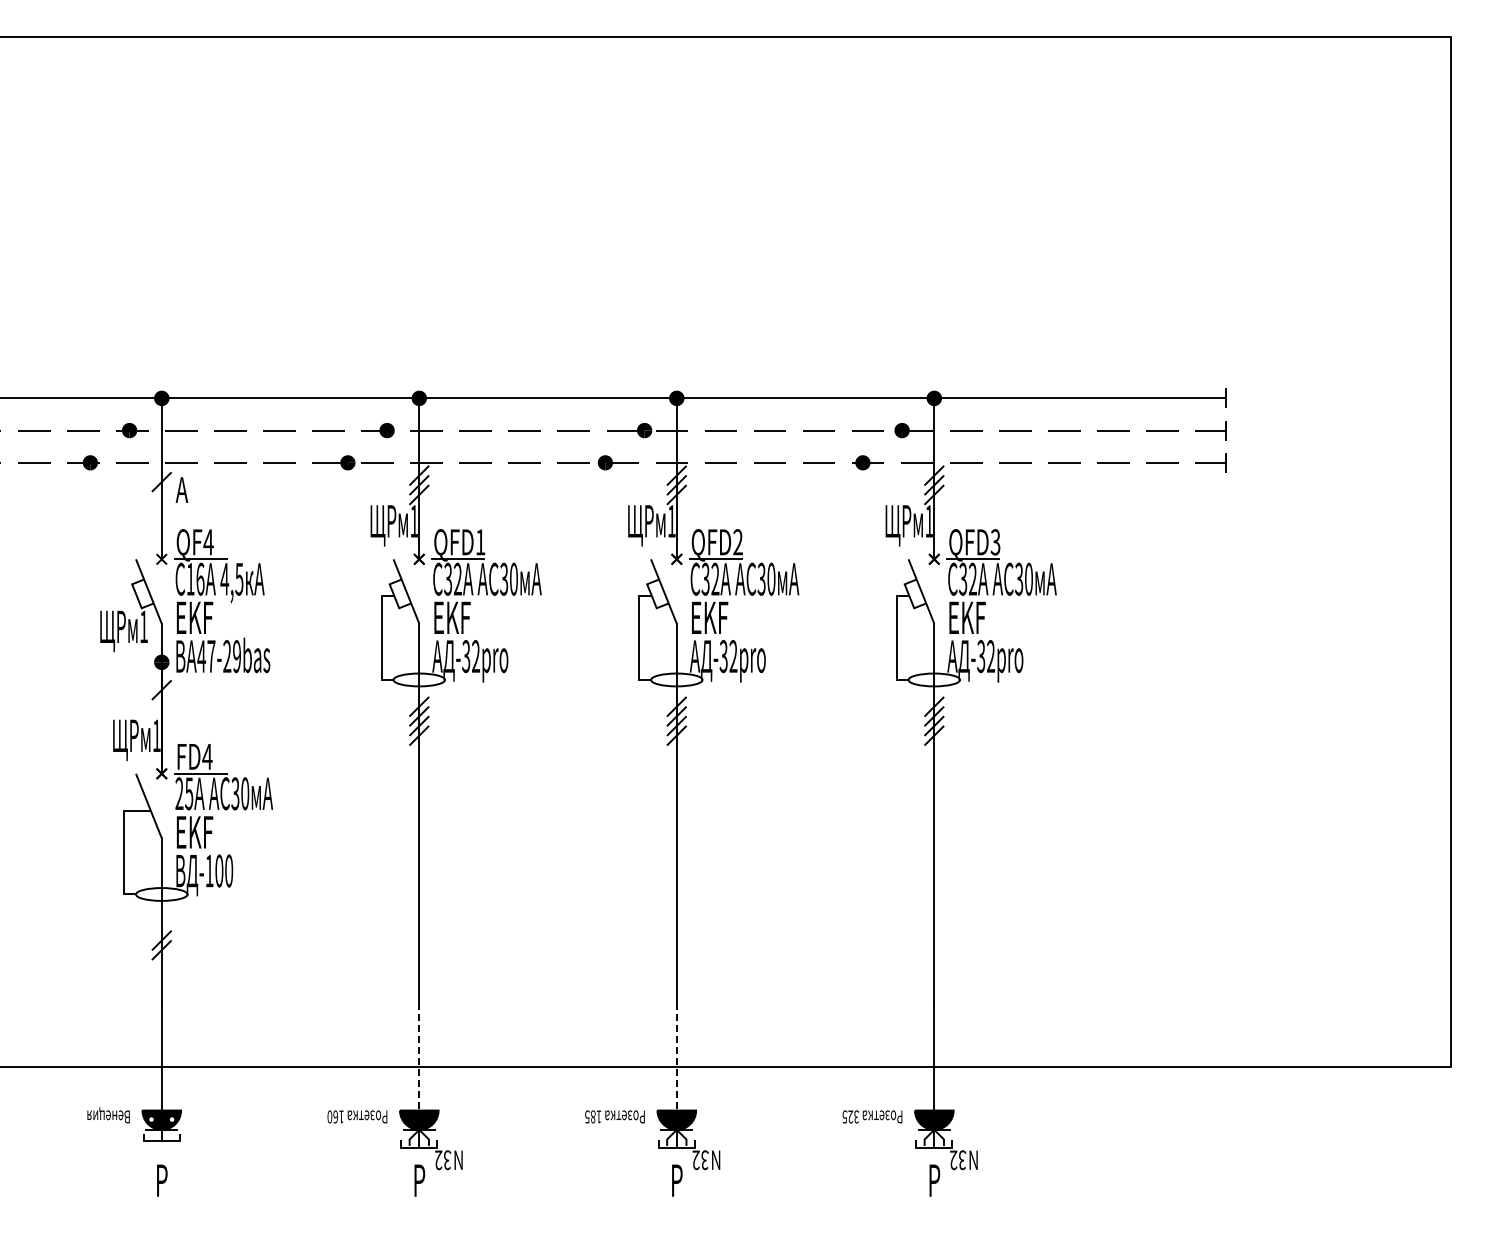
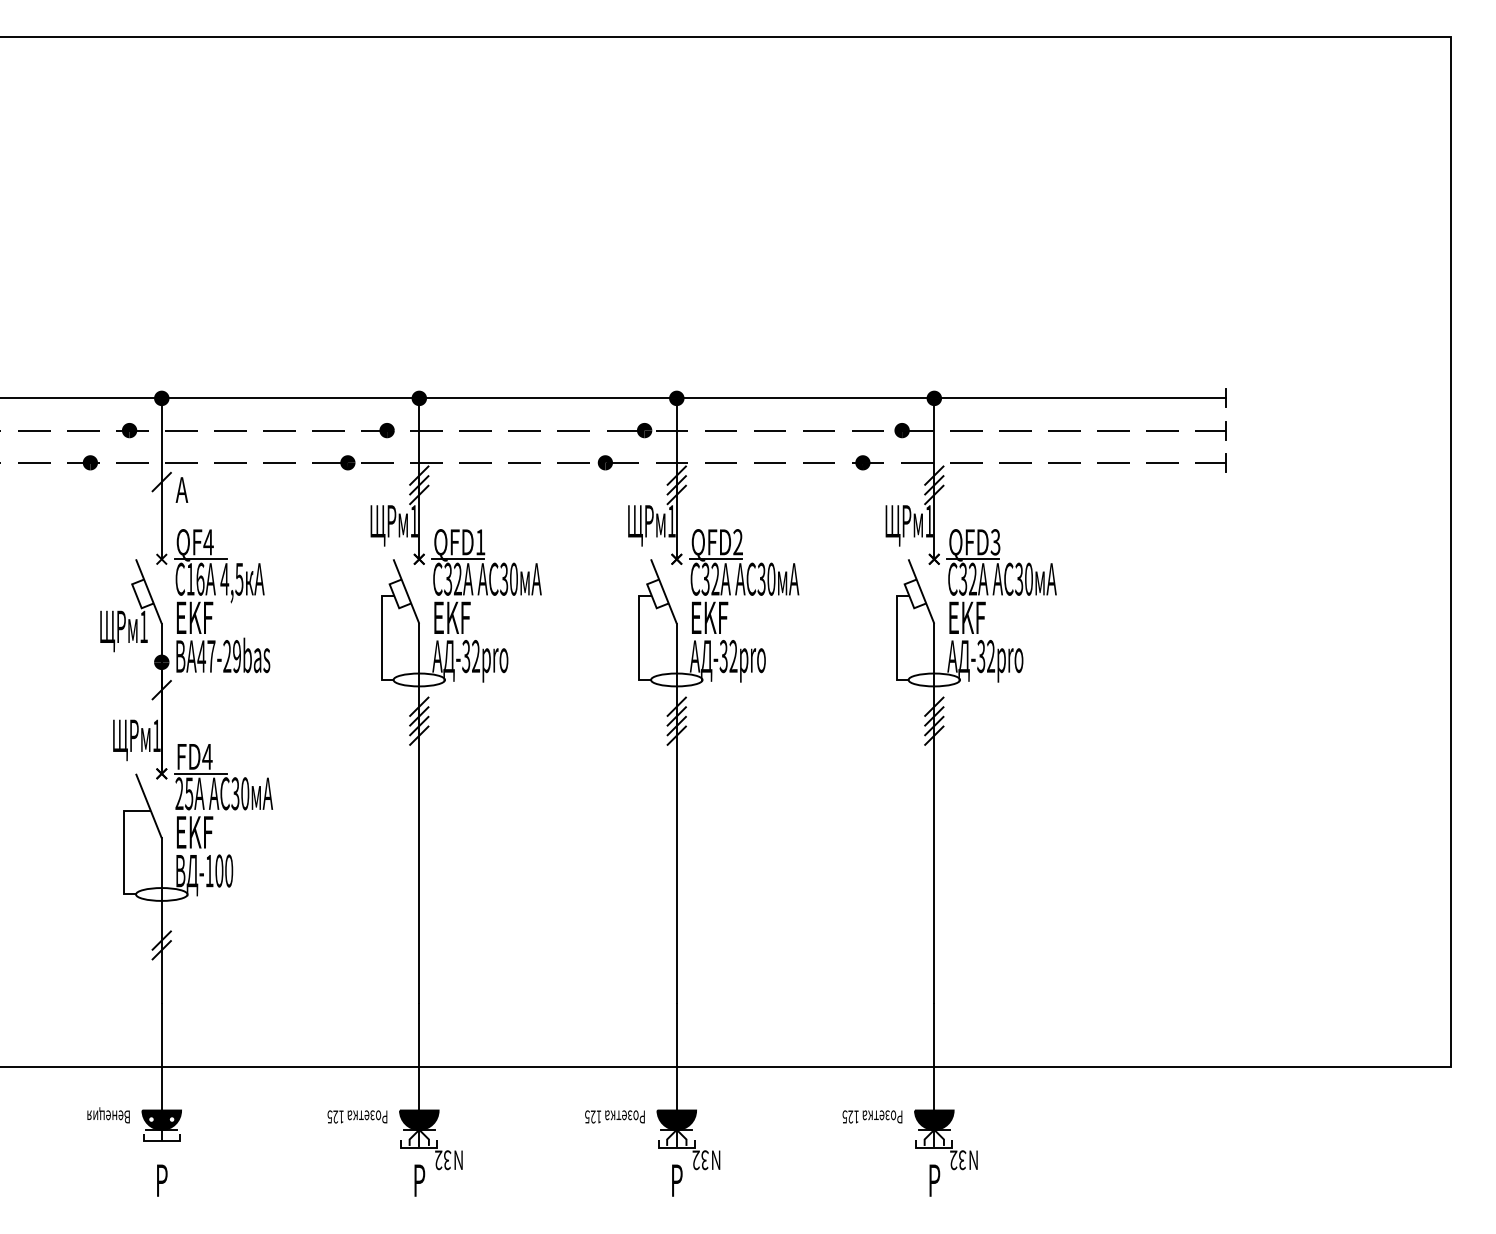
line: dashed -> solid (419, 1056)
line: dashed -> solid (676, 1056)
text: 160 -> 125 (332, 1116)
text: 185 -> 125 (592, 1116)
text: 325 -> 125 (856, 1116)
